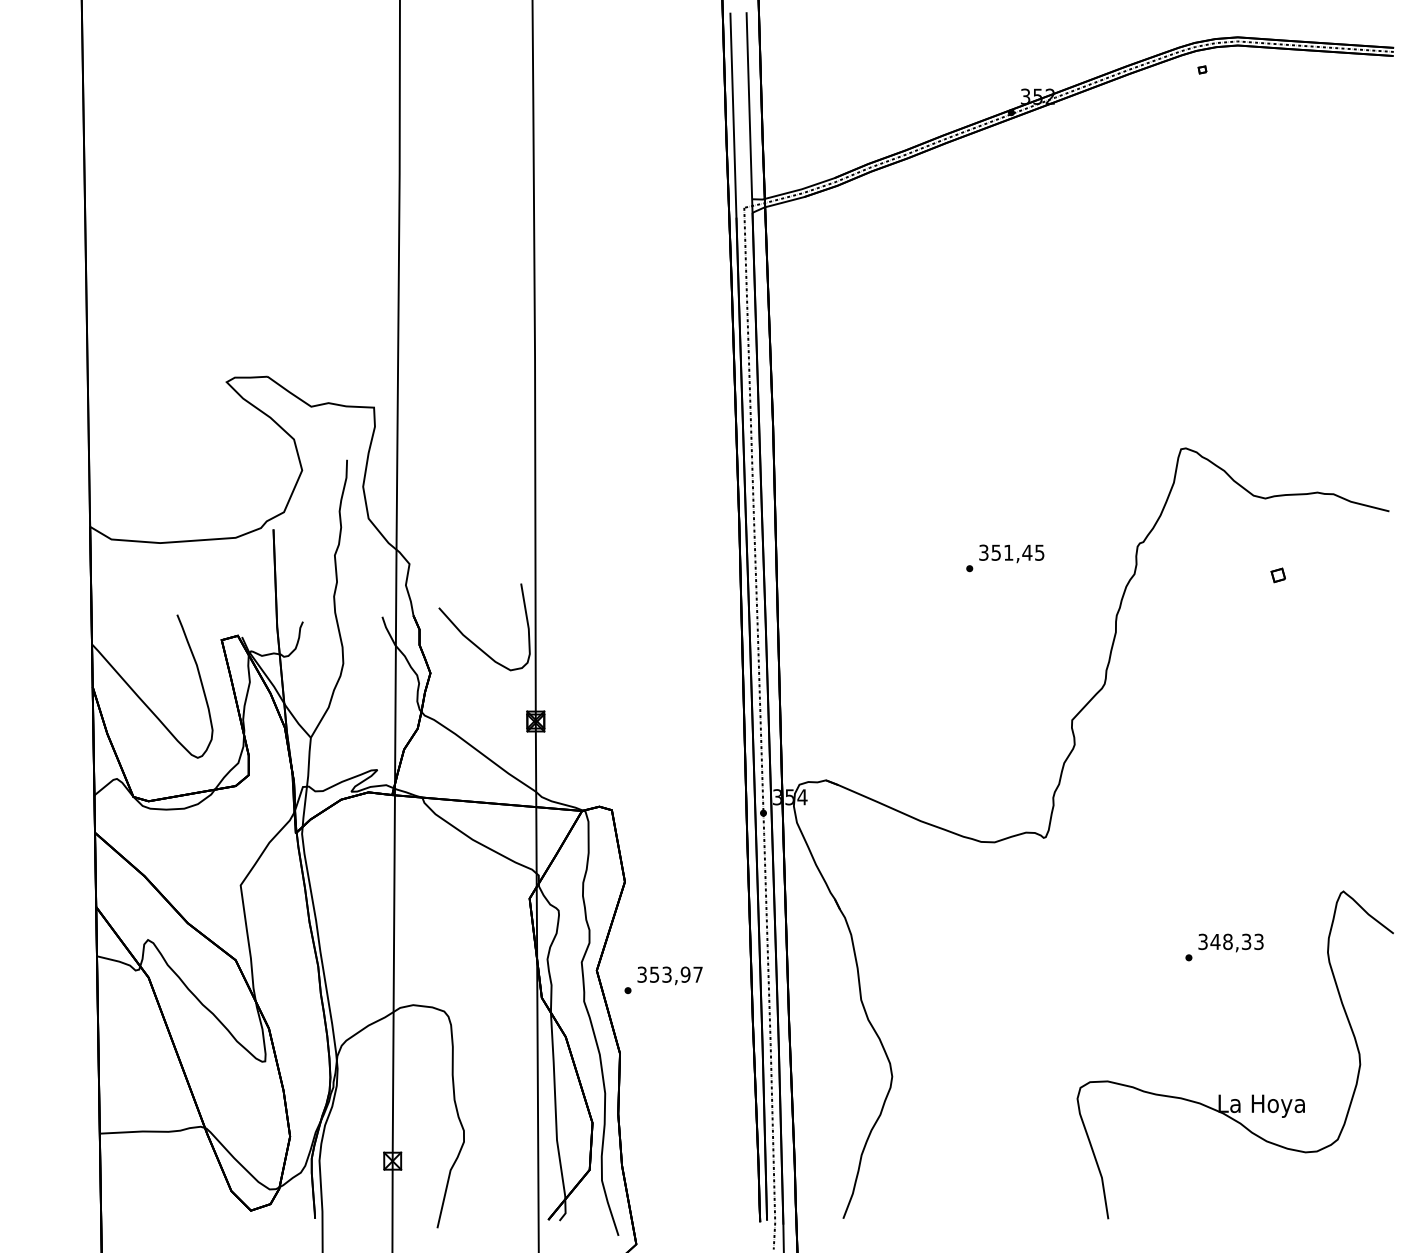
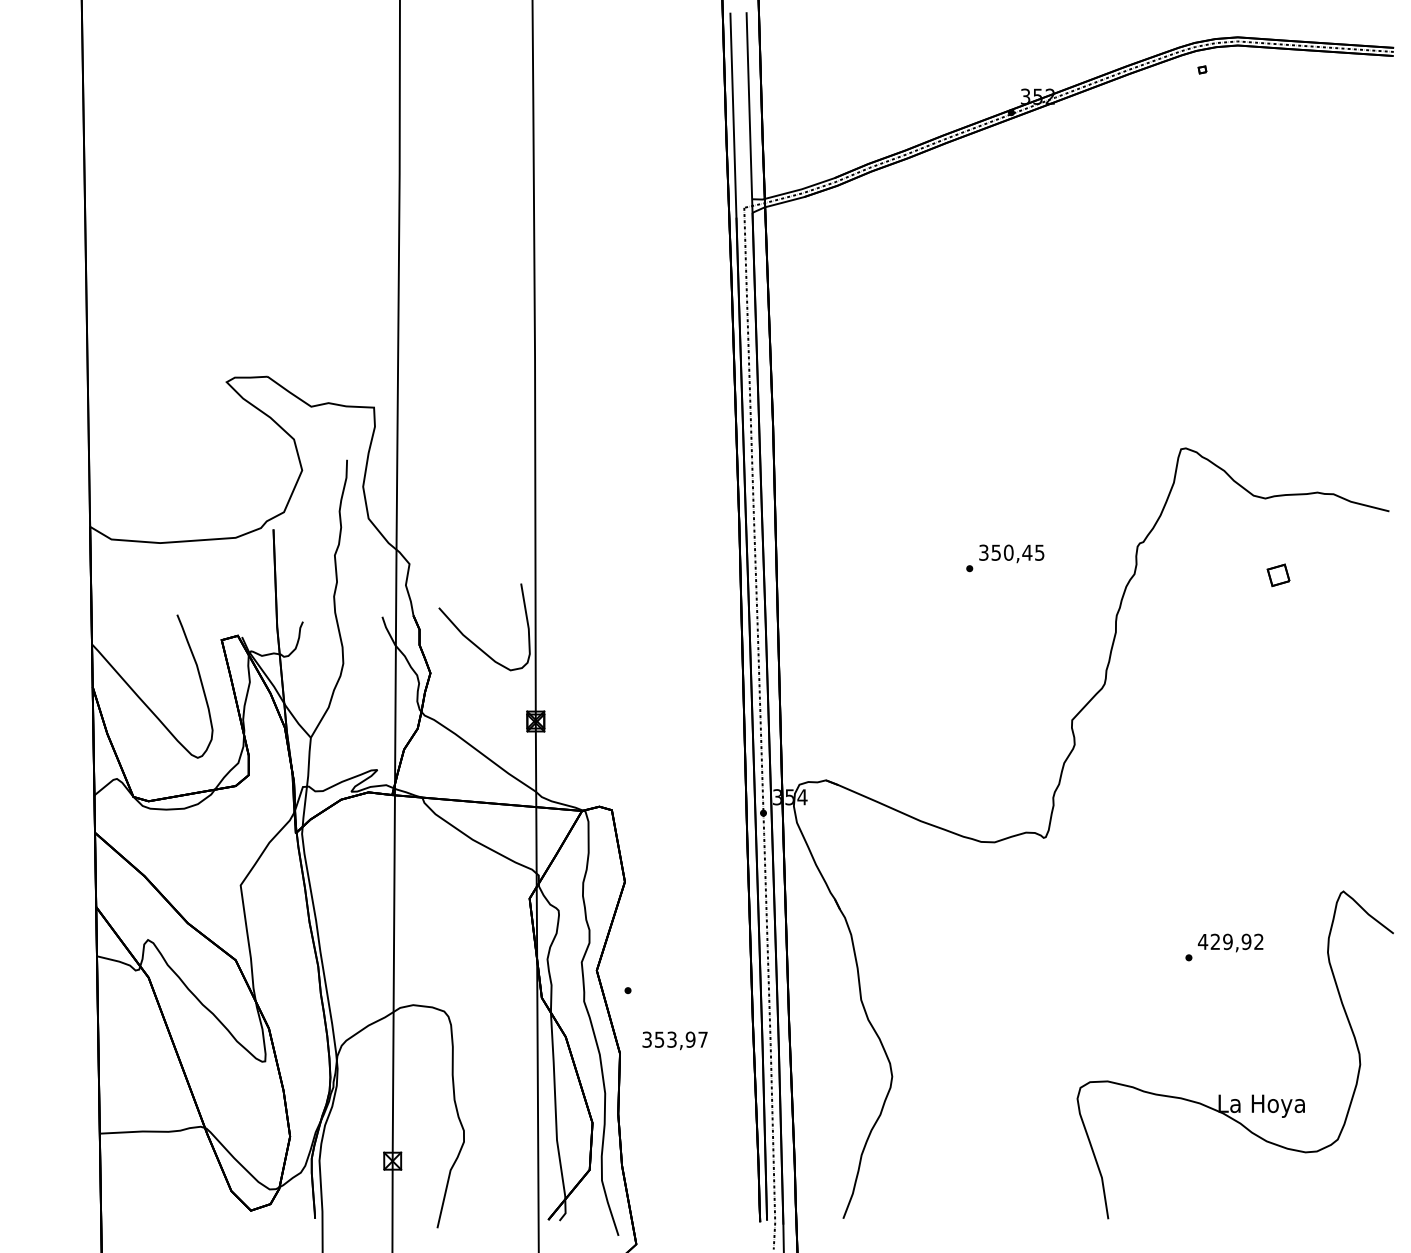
text: 351,45 -> 350,45 (1008, 552)
part size: 16x17 px -> 25x24 px (1278, 574)
text: 348,33 -> 429,92 (1230, 941)
text position: (669, 975) -> (674, 1040) (674, 1040)
